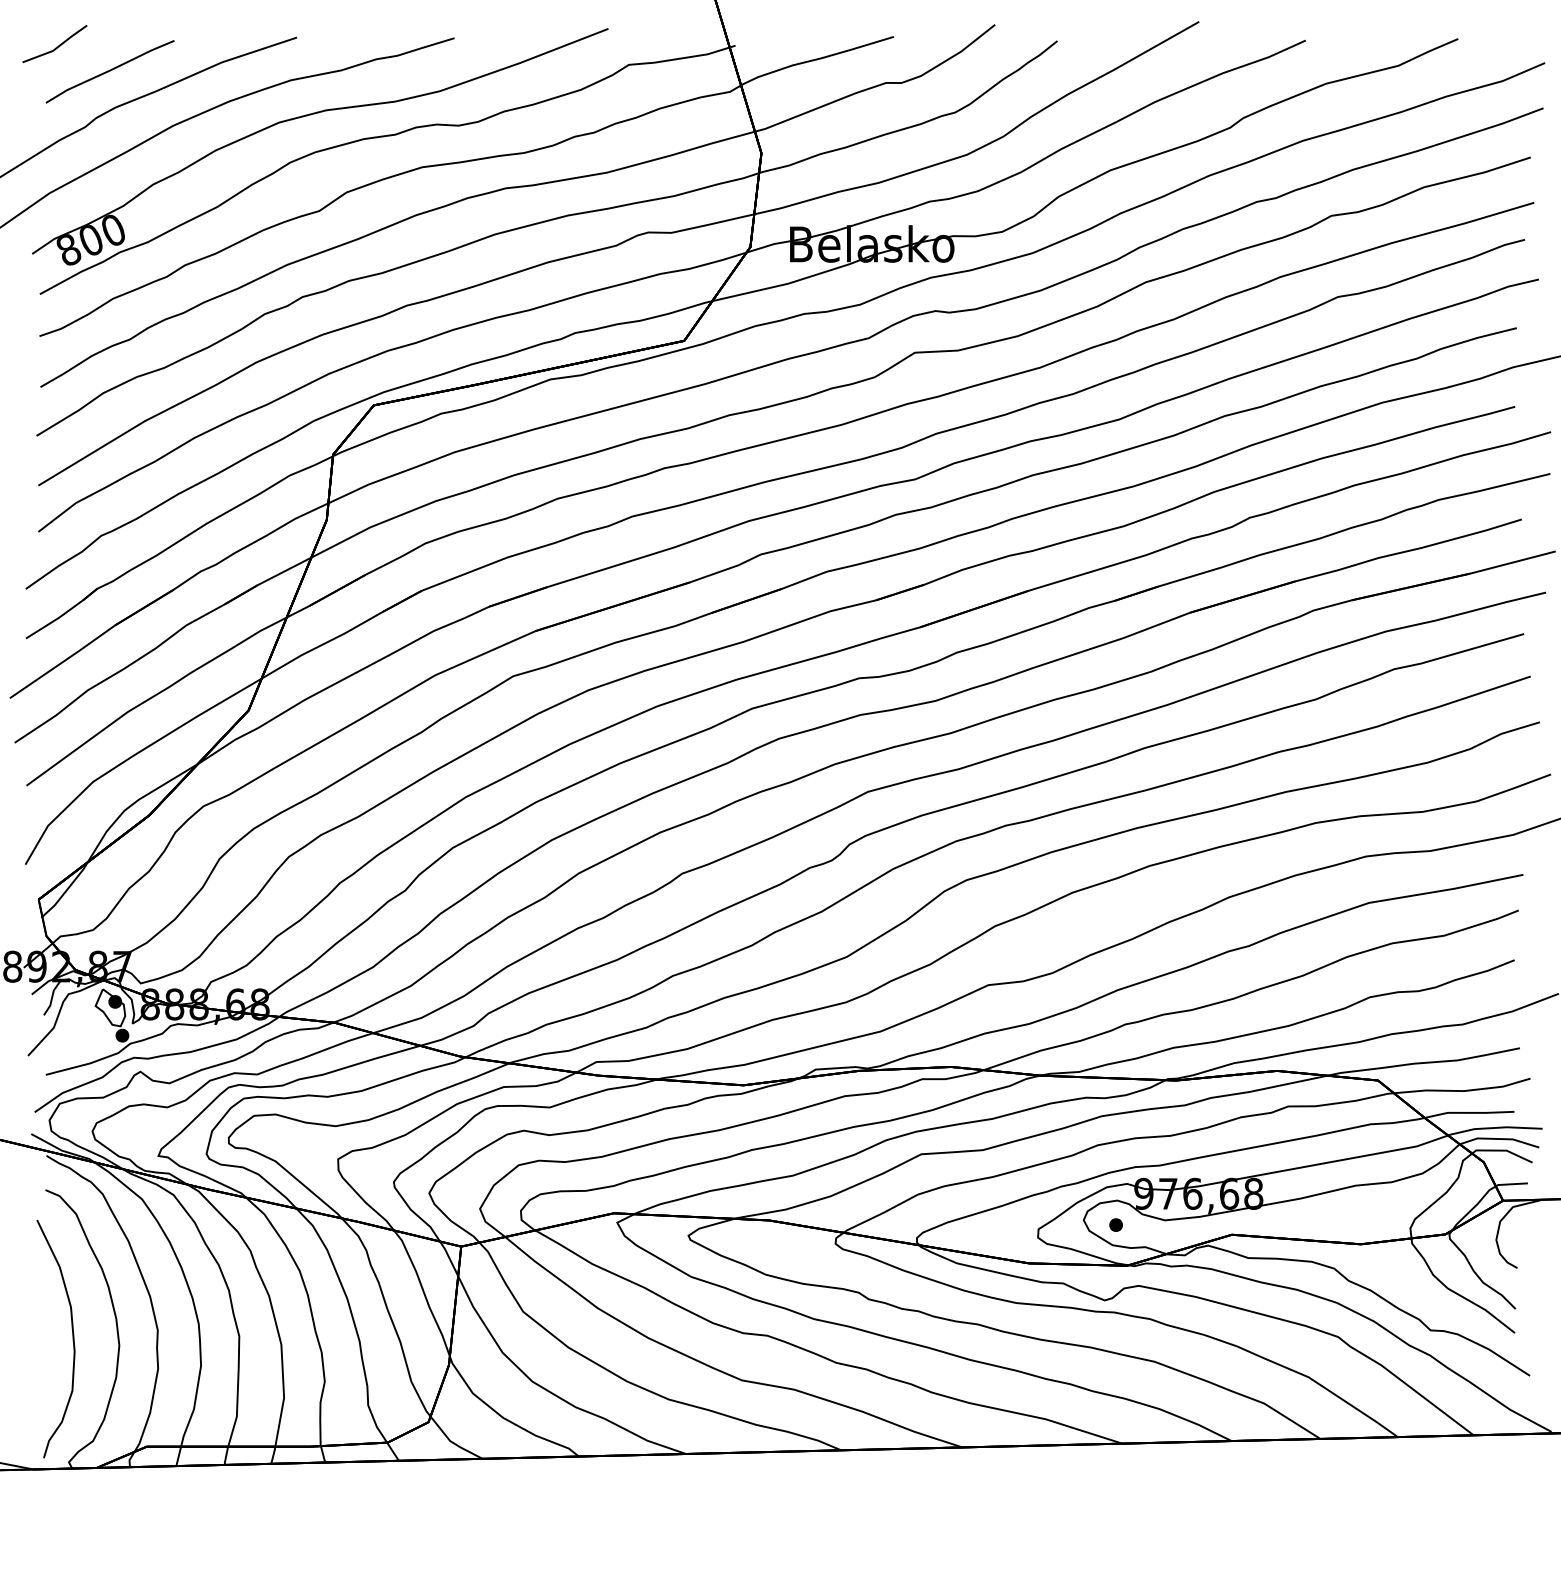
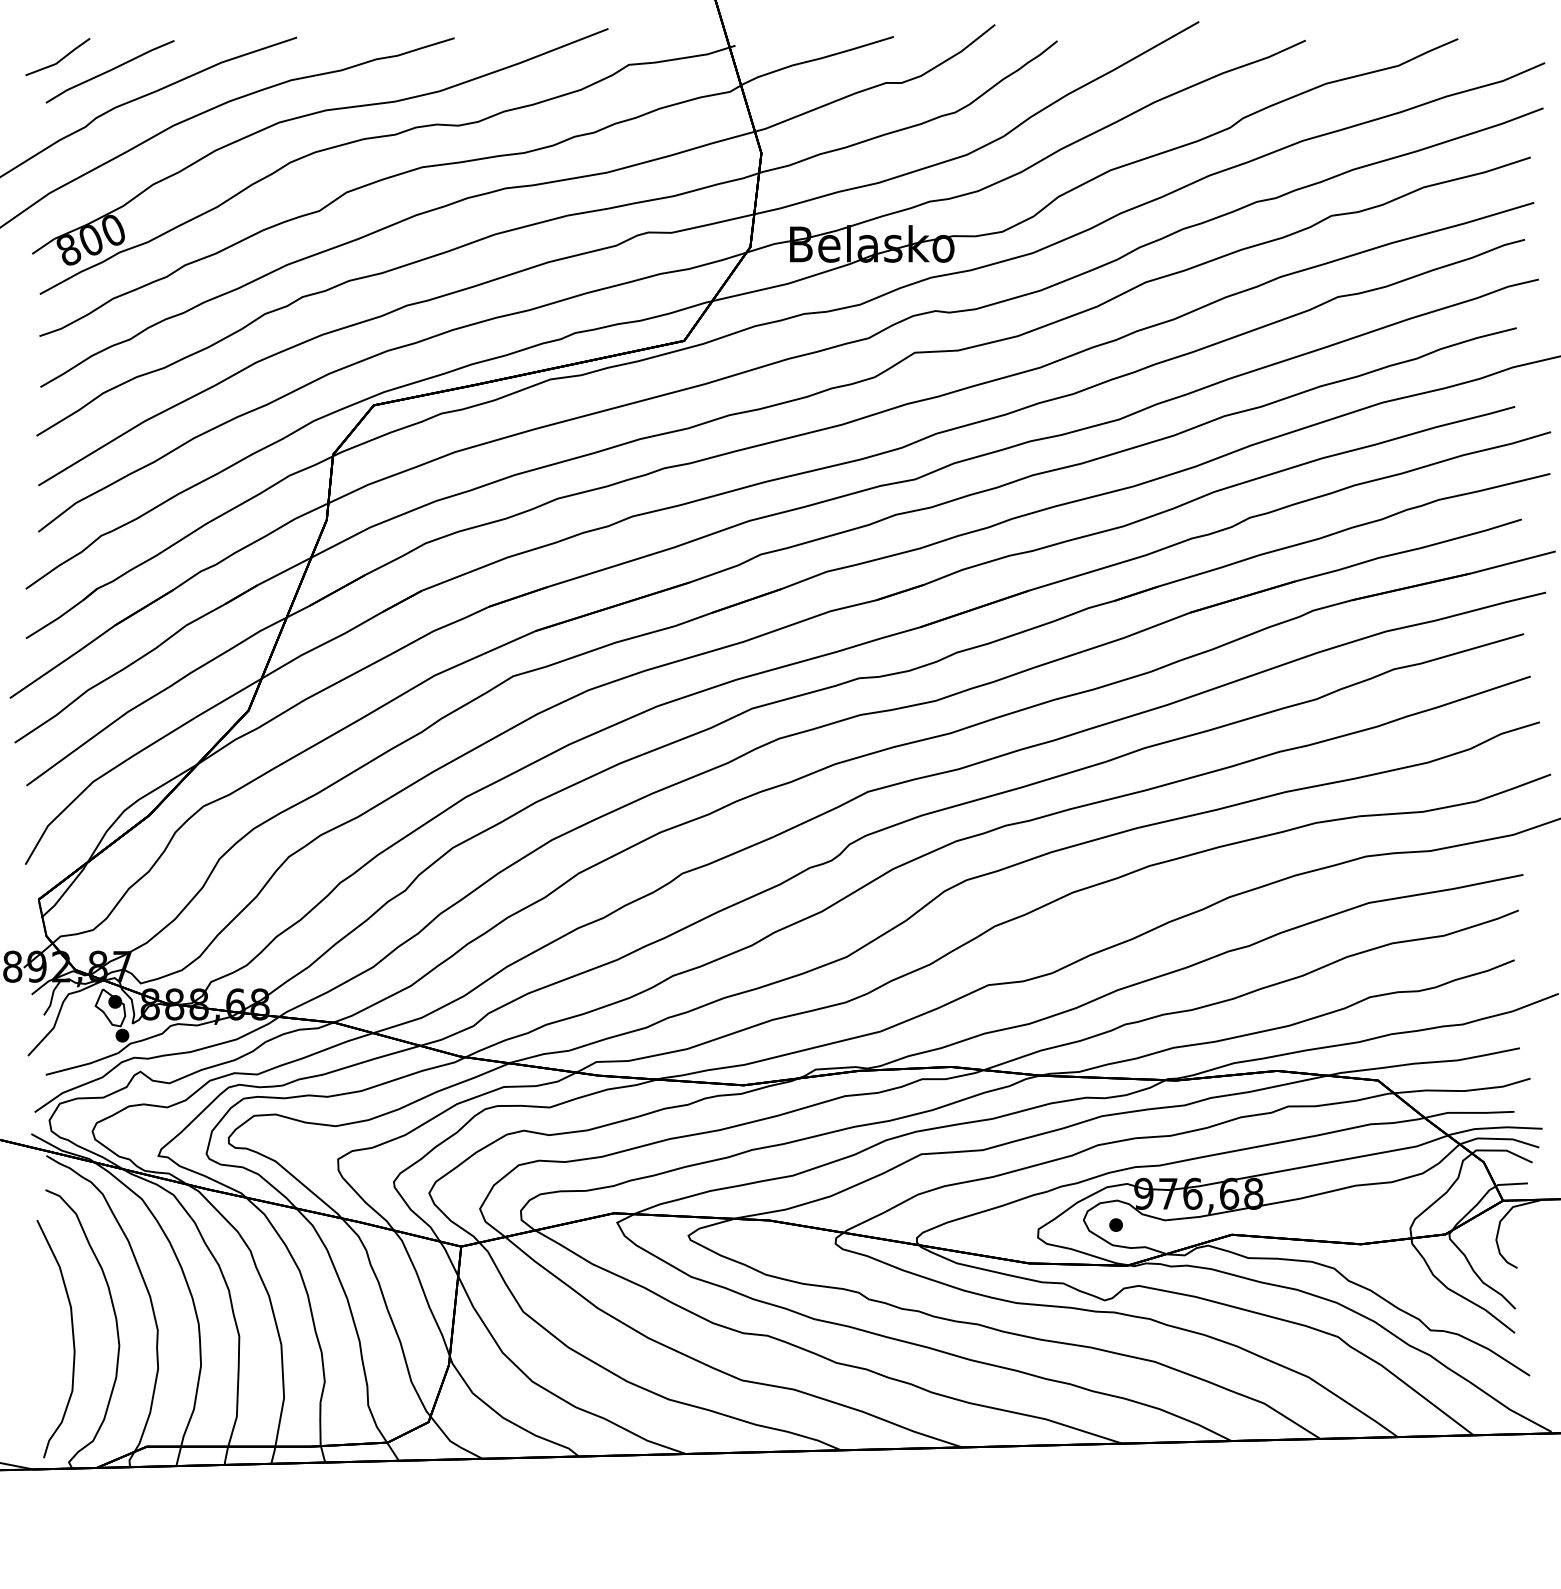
line position: (55, 47) -> (58, 60) (58, 60)
